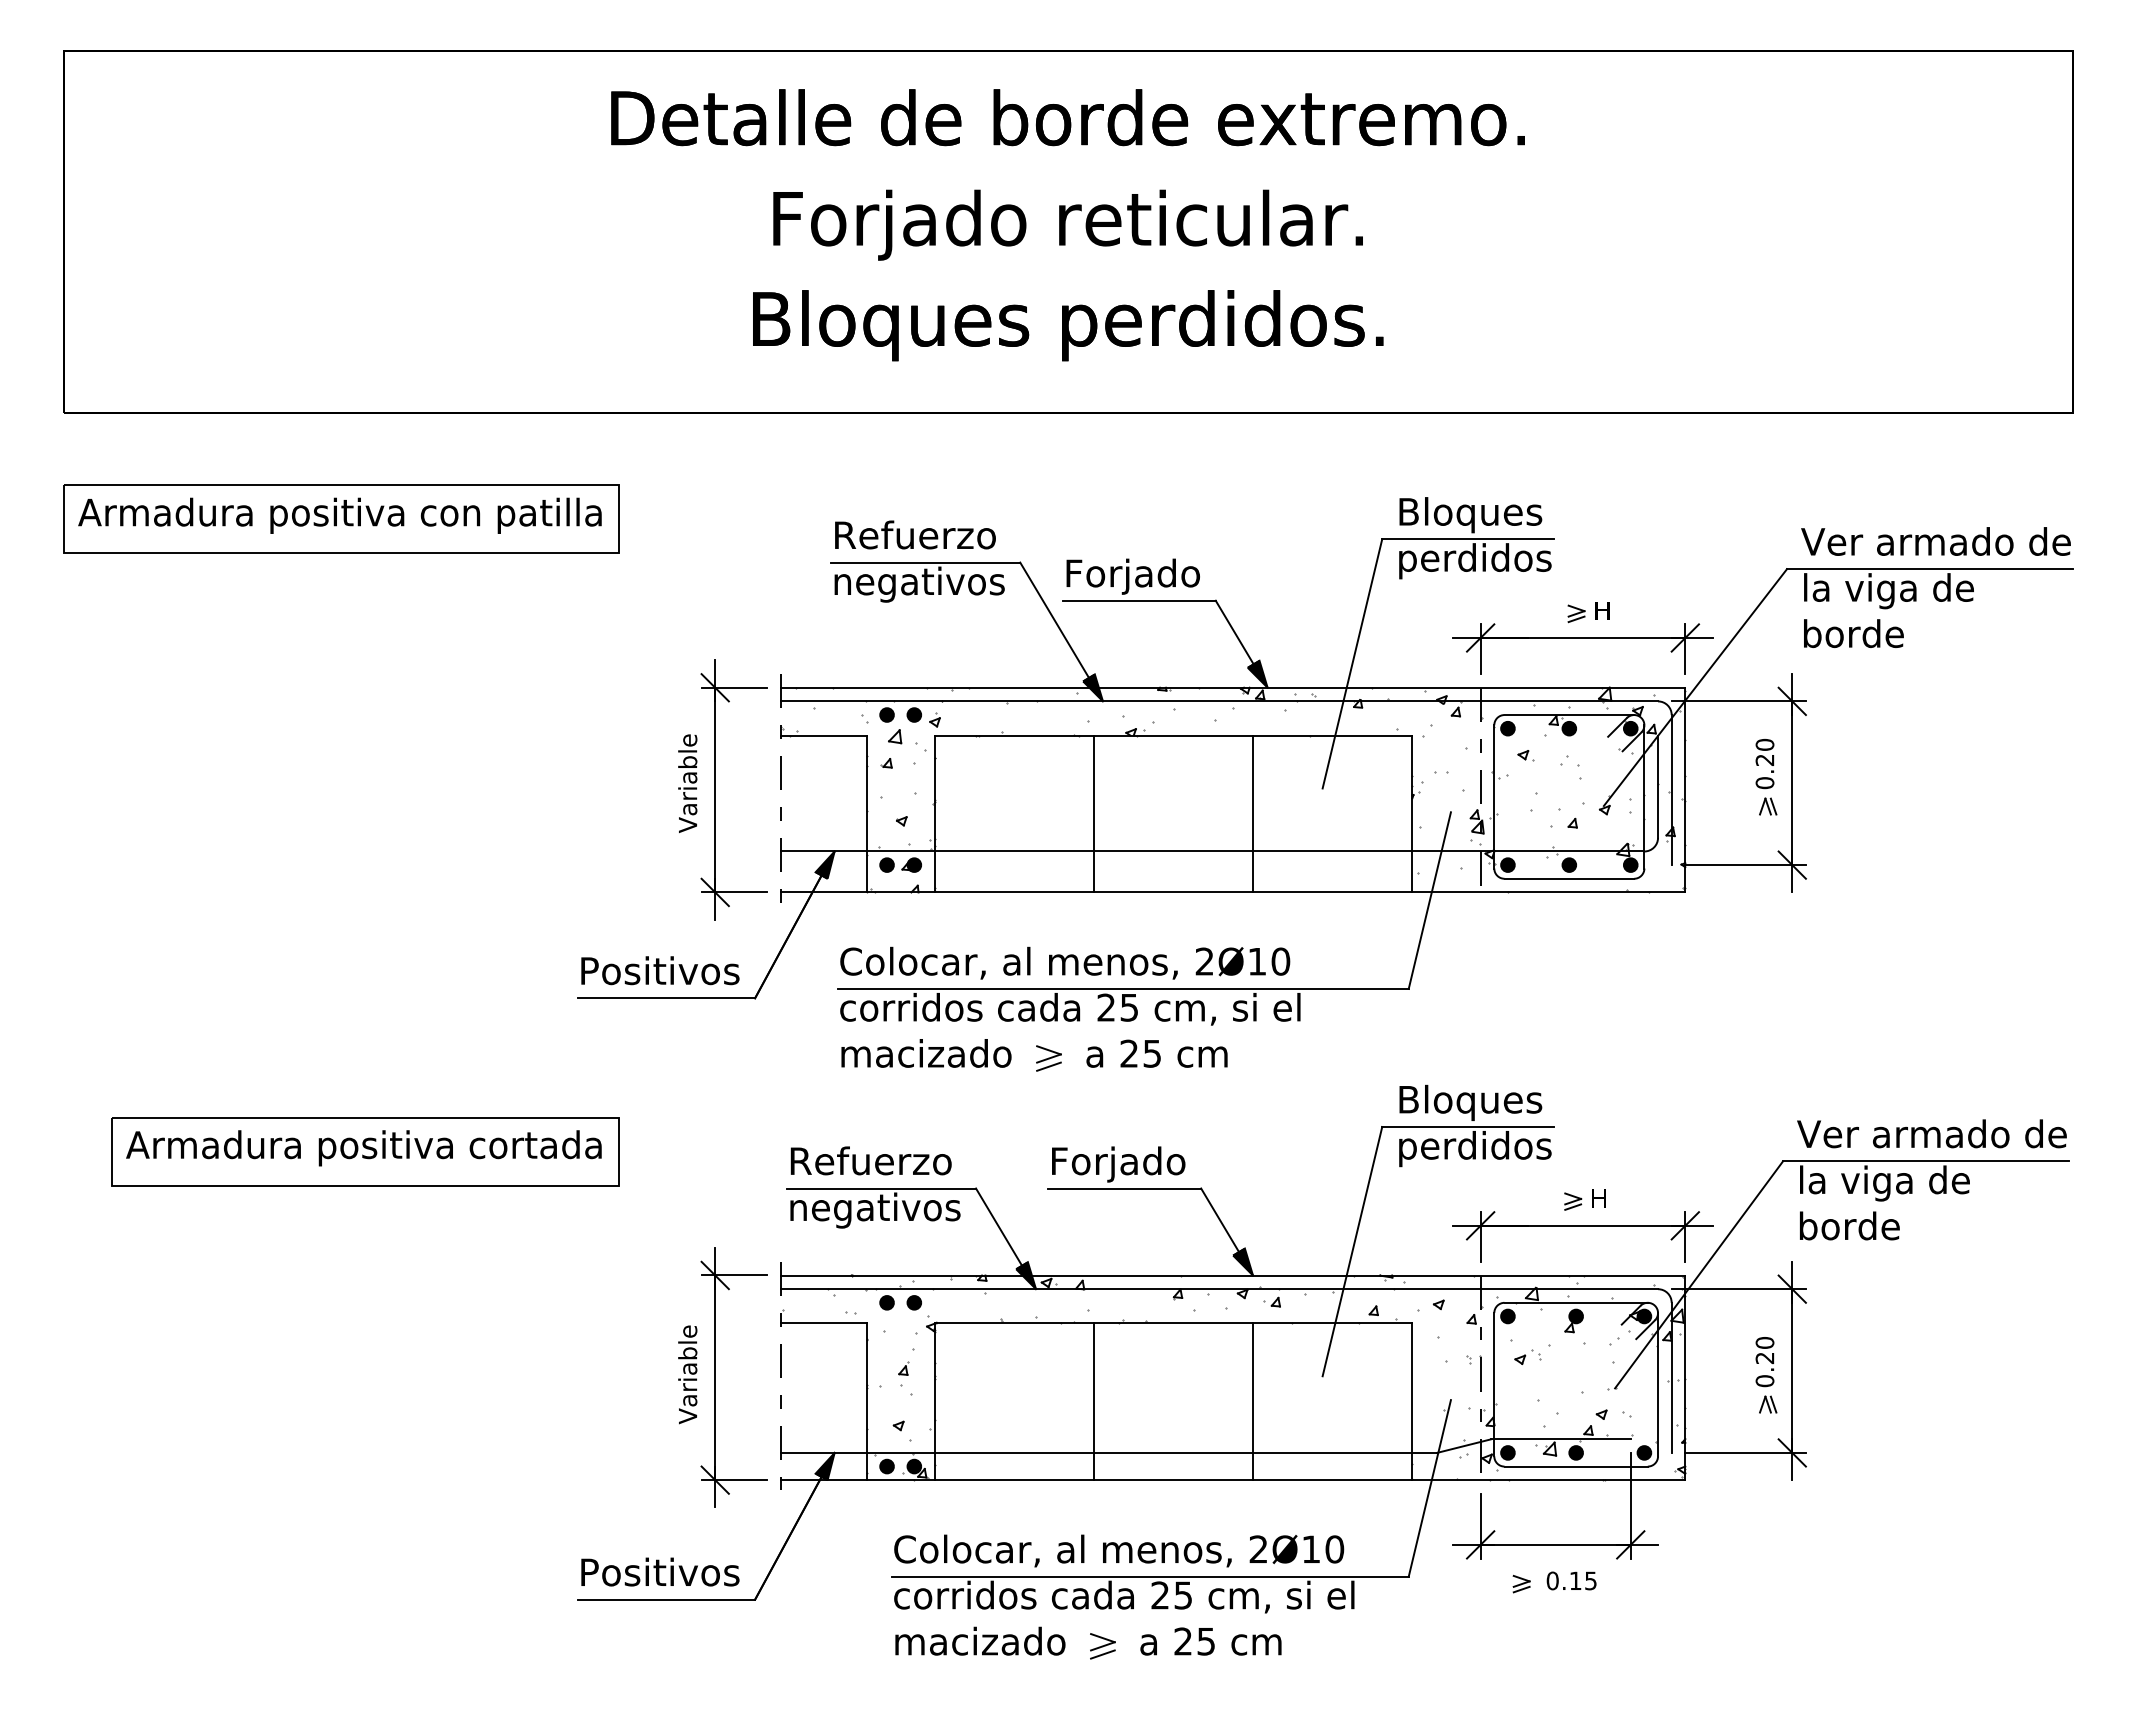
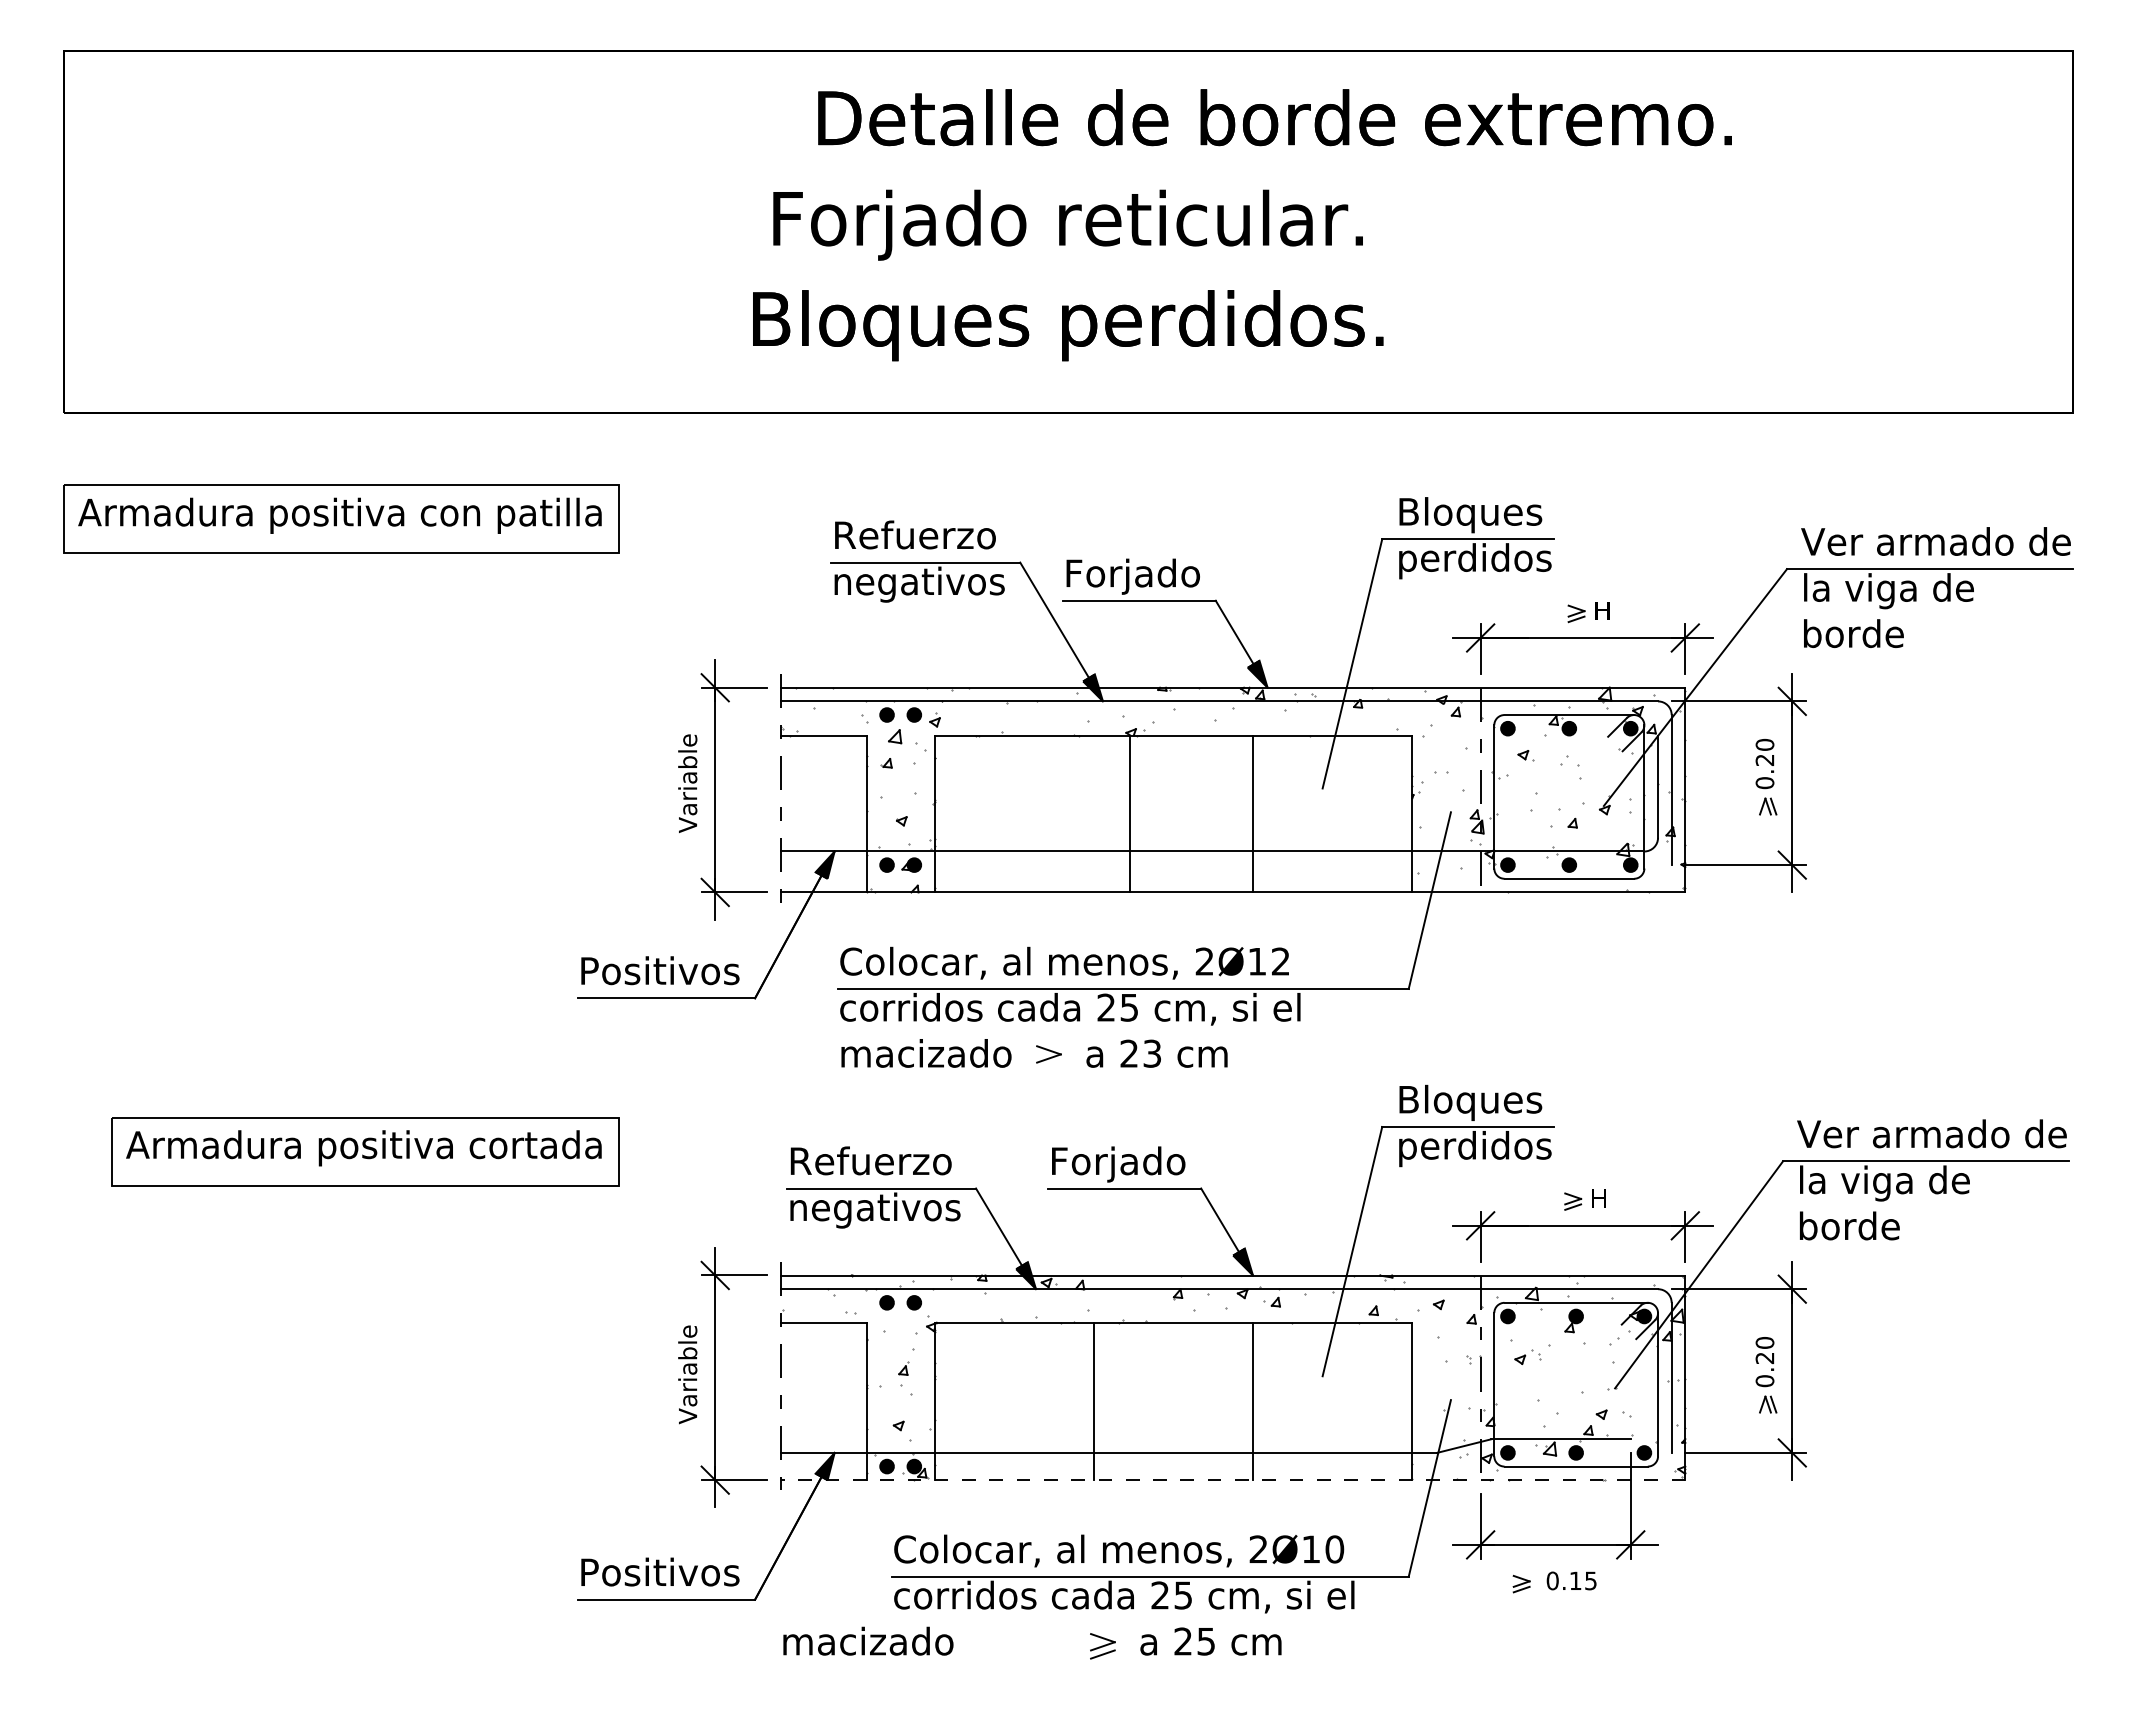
text position: (1067, 117) -> (1274, 117) (1274, 117)
line position: (1094, 813) -> (1130, 813) (1130, 813)
text: 2Ø10 -> 2Ø12 (1280, 961)
text: 25 -> 23 (1152, 1053)
line: present -> none (1048, 1066)
line: solid -> dashed (1232, 1480)
text position: (980, 1640) -> (868, 1640) (868, 1640)
